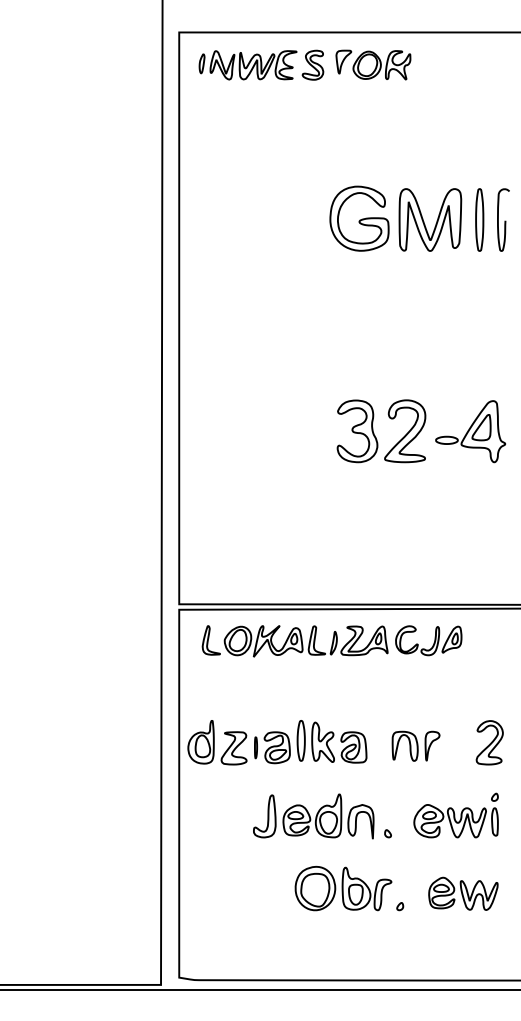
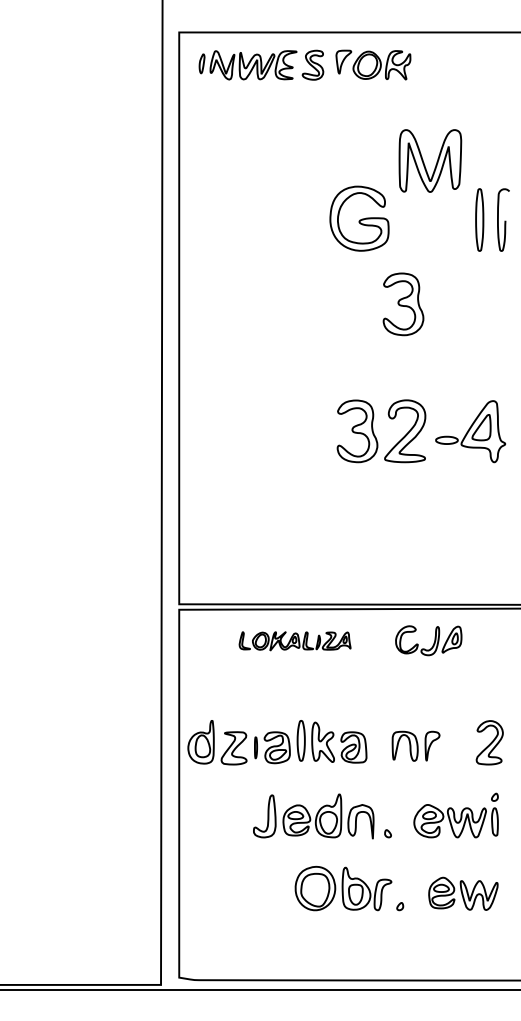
part position: (436, 220) -> (436, 161) (436, 161)
part: none -> present (403, 304)
part size: 188x33 px -> 114x21 px (294, 641)
